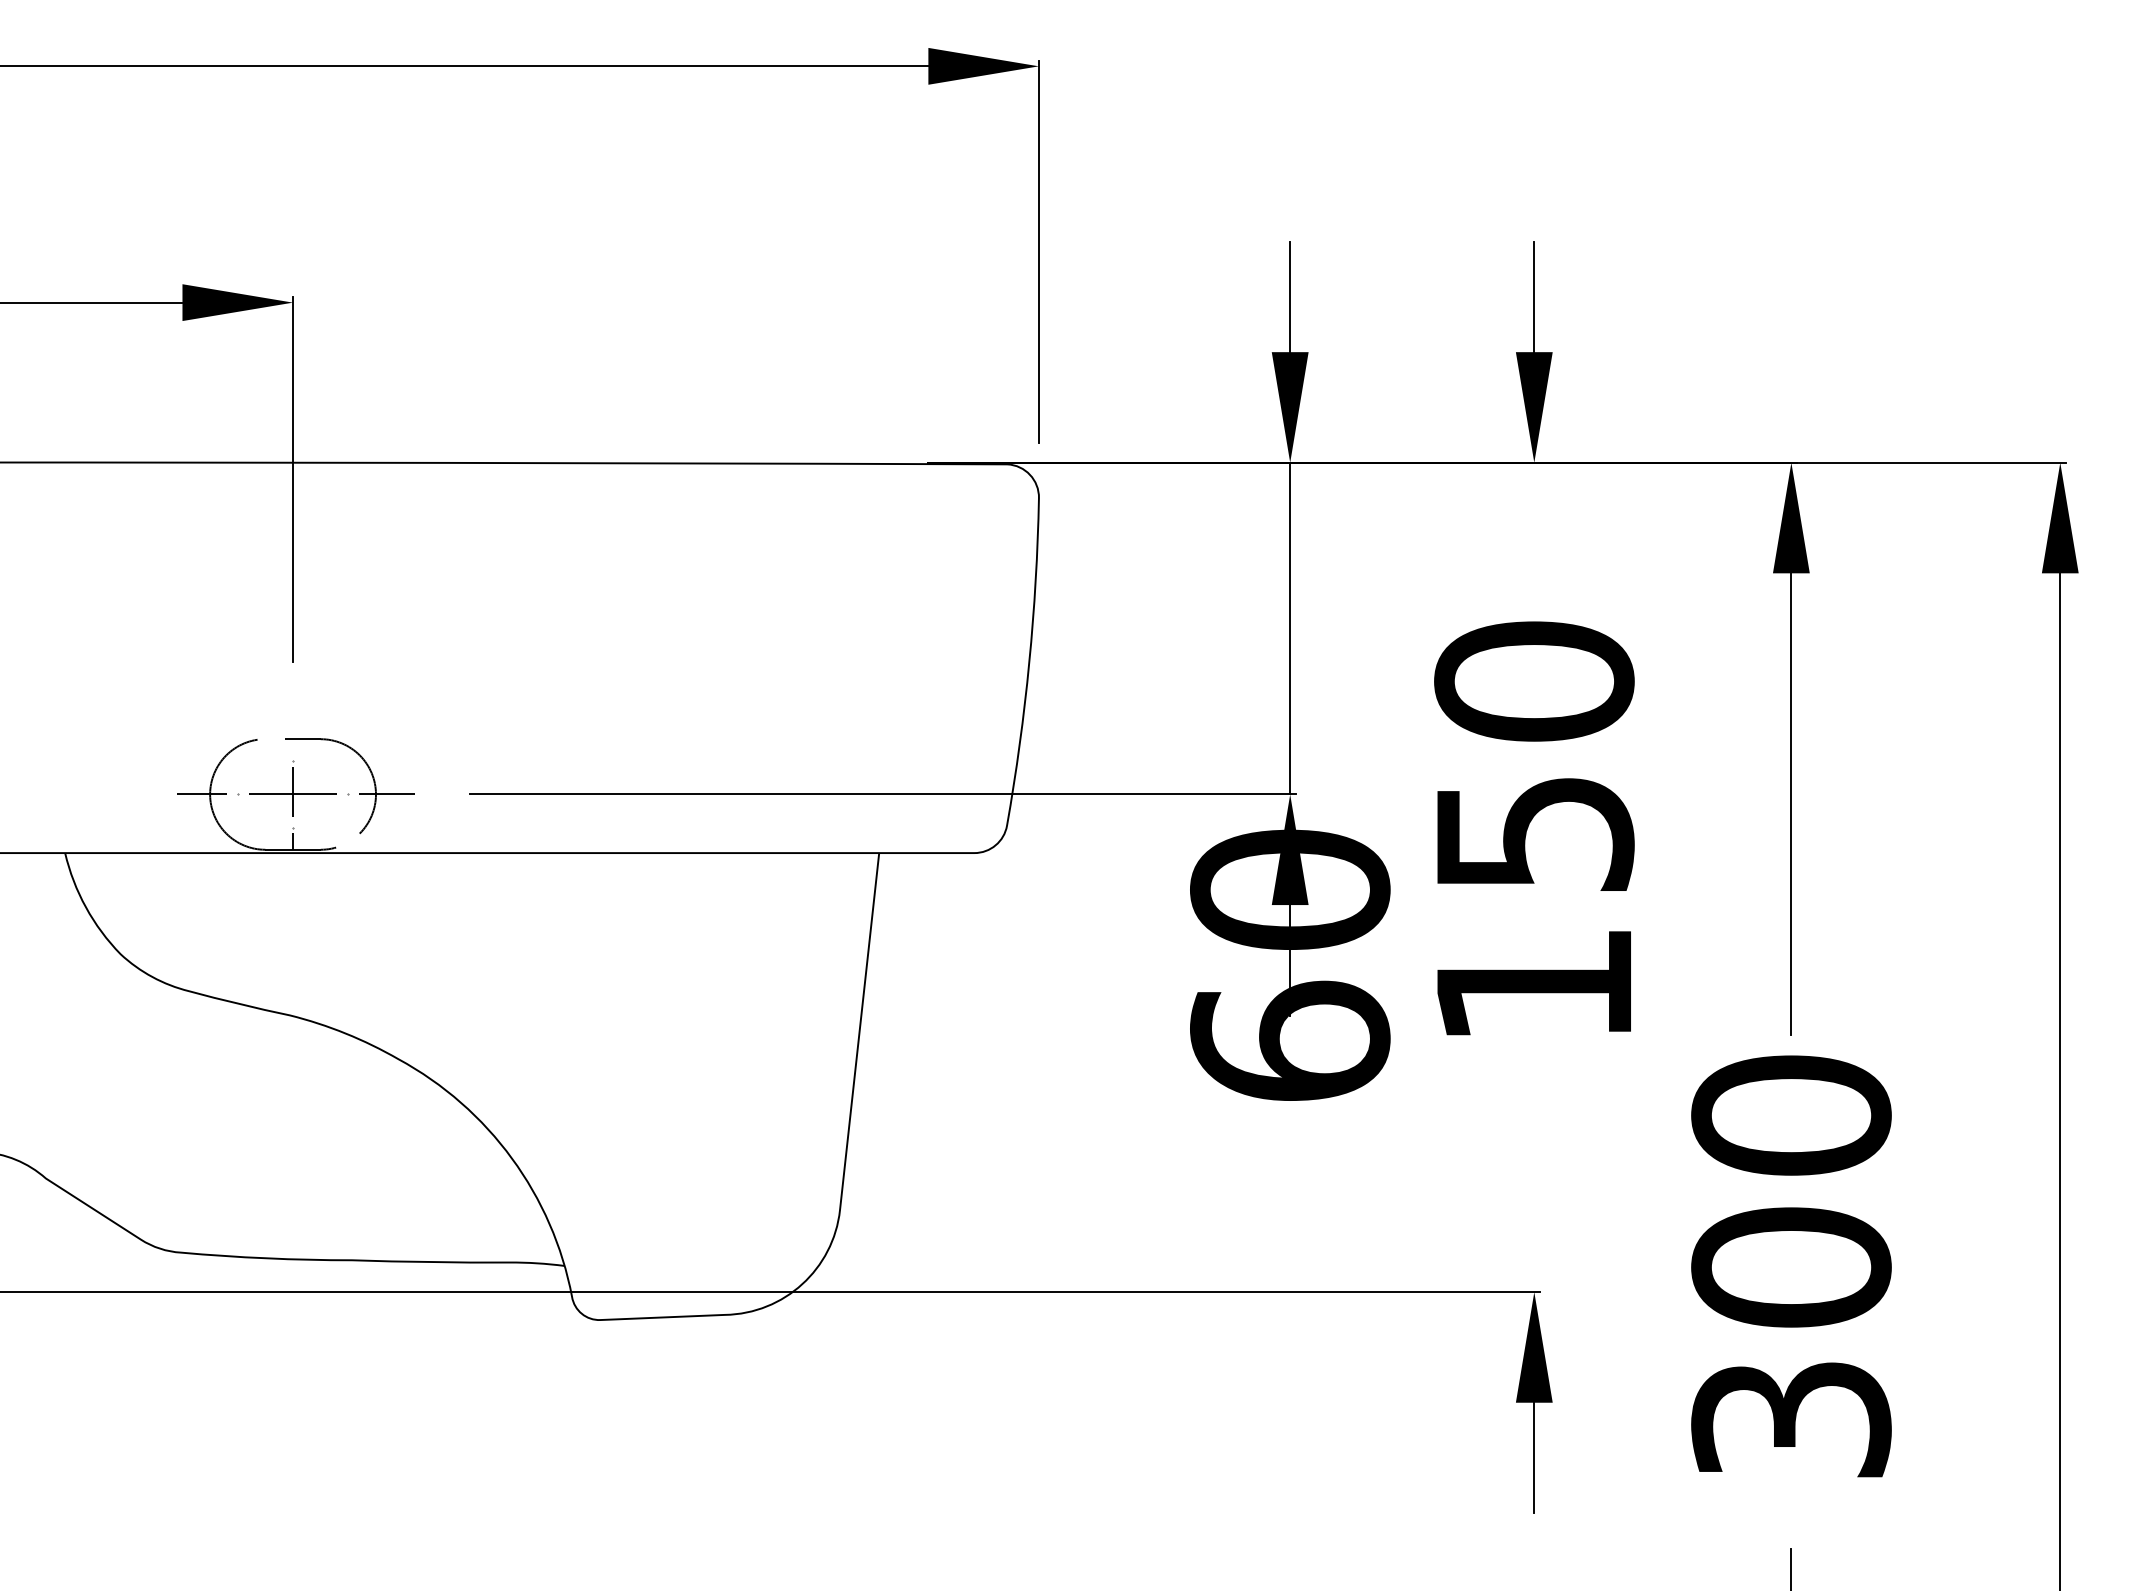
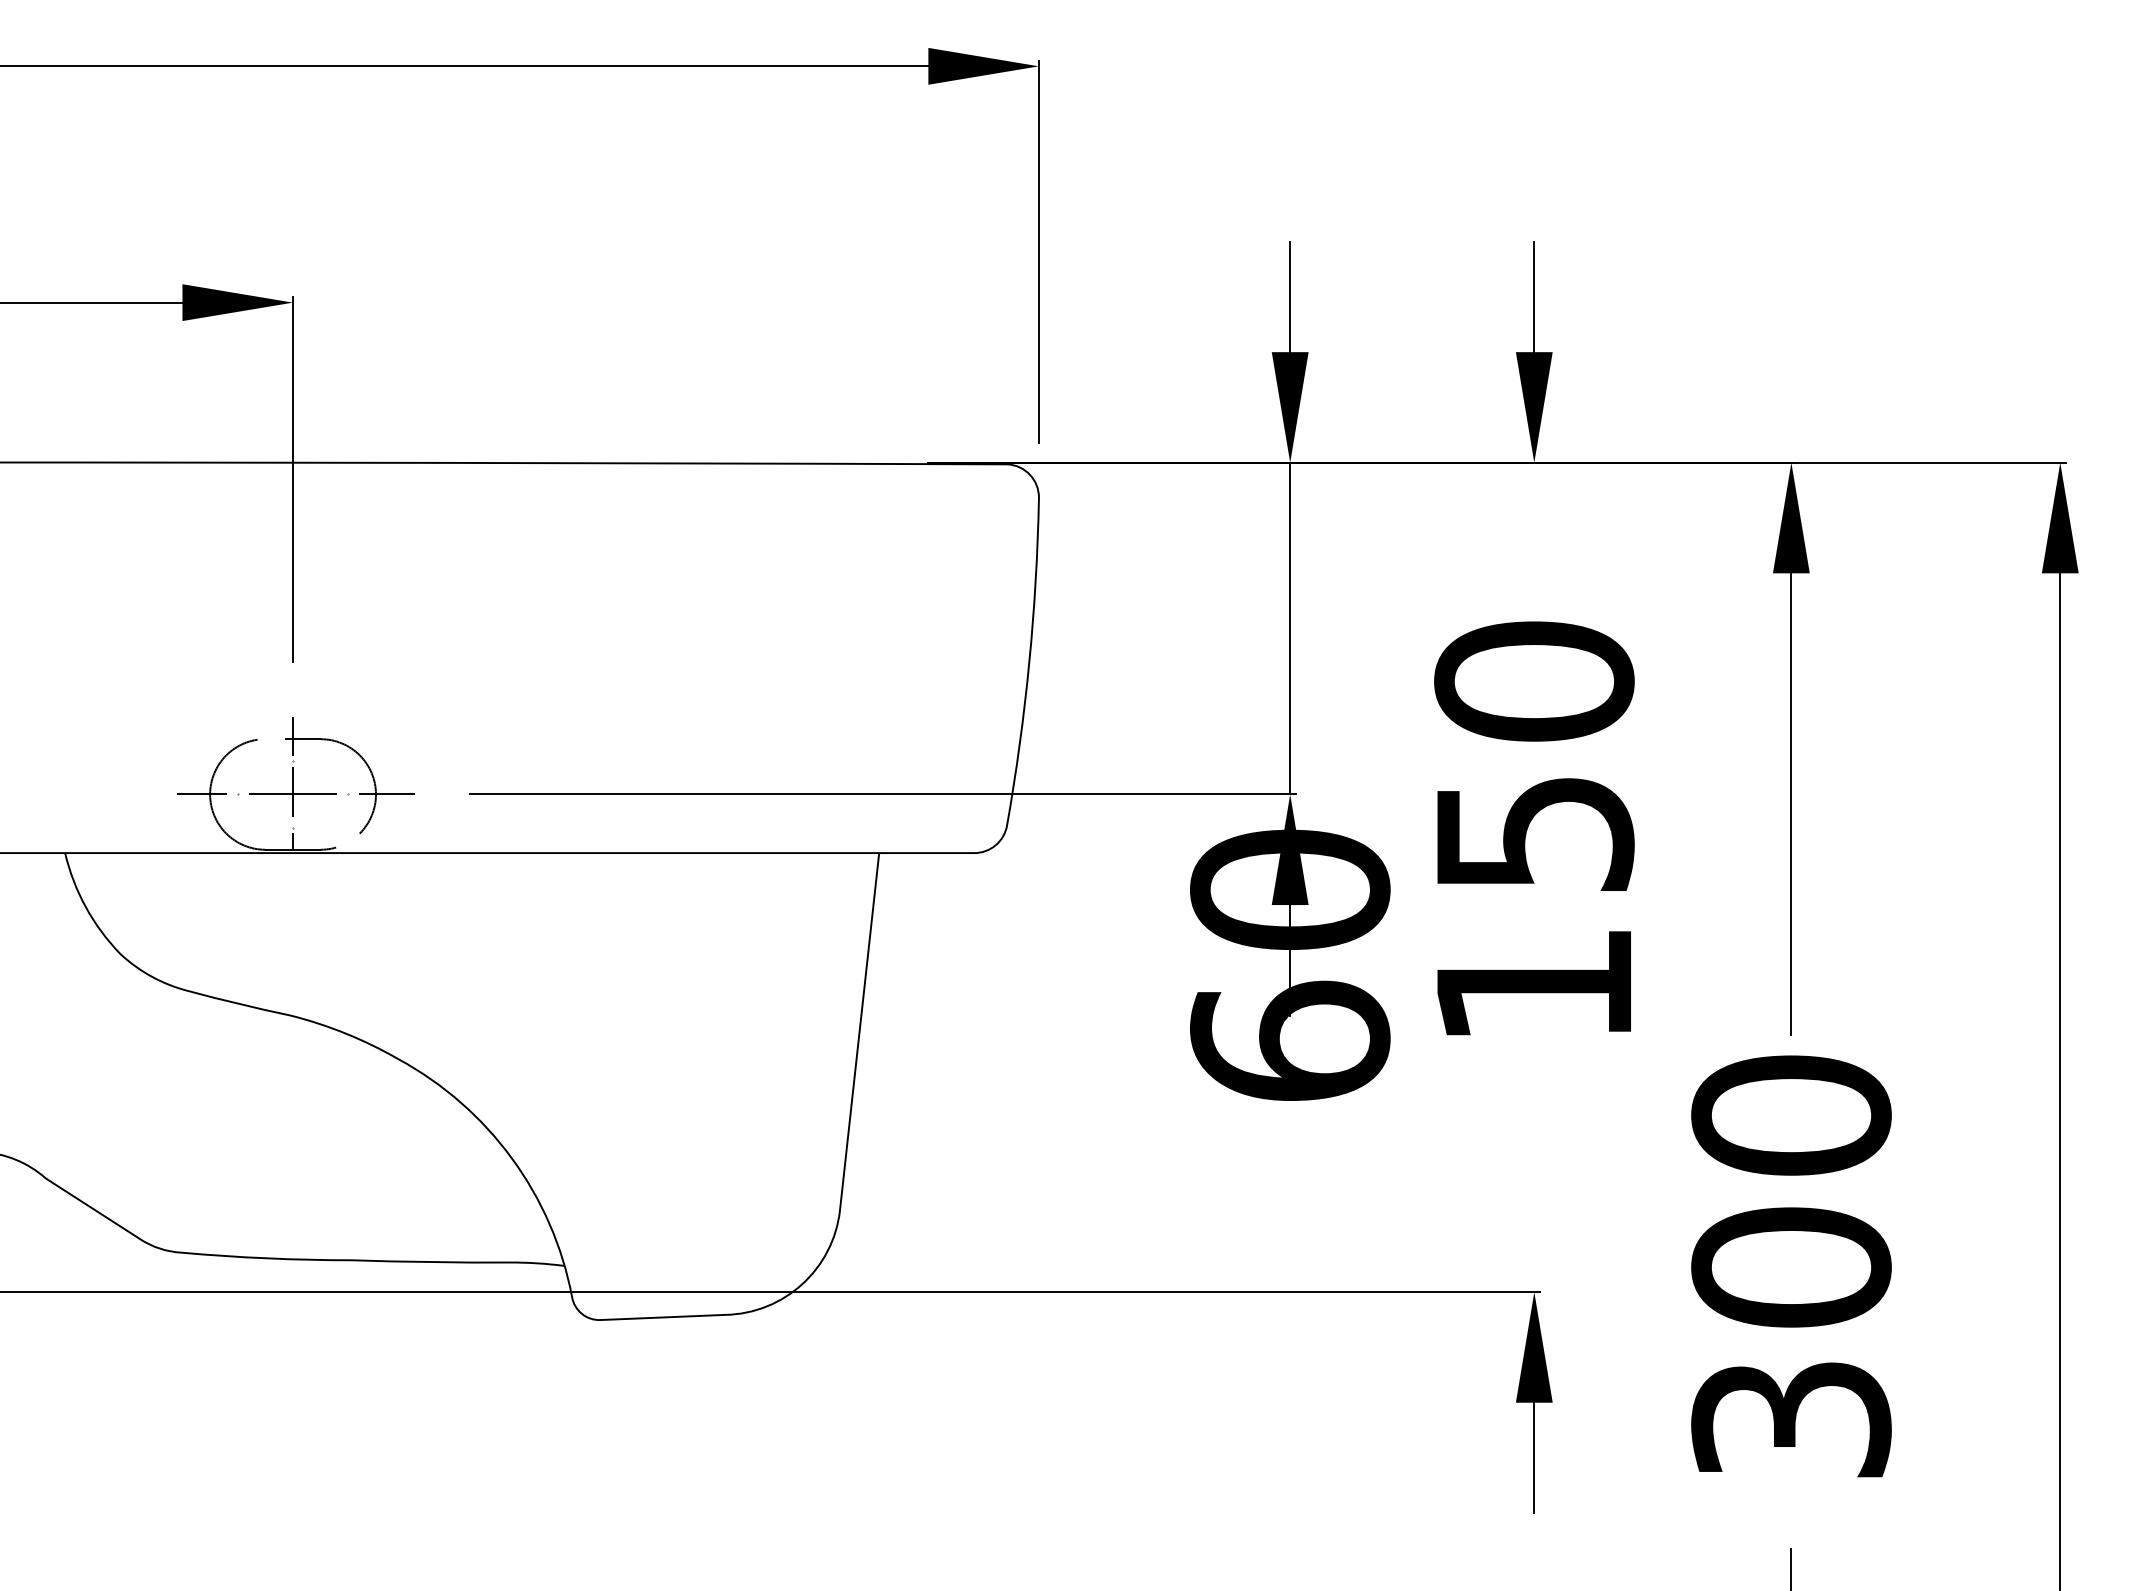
line: none -> present (293, 736)
